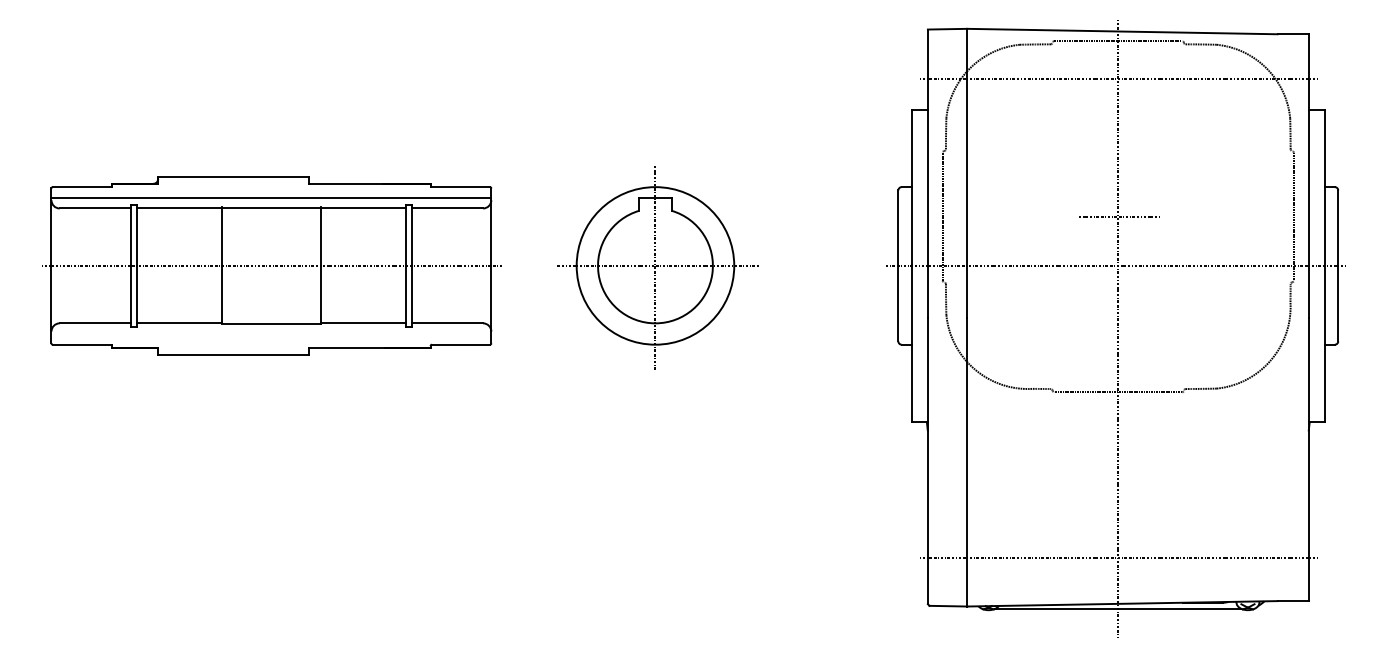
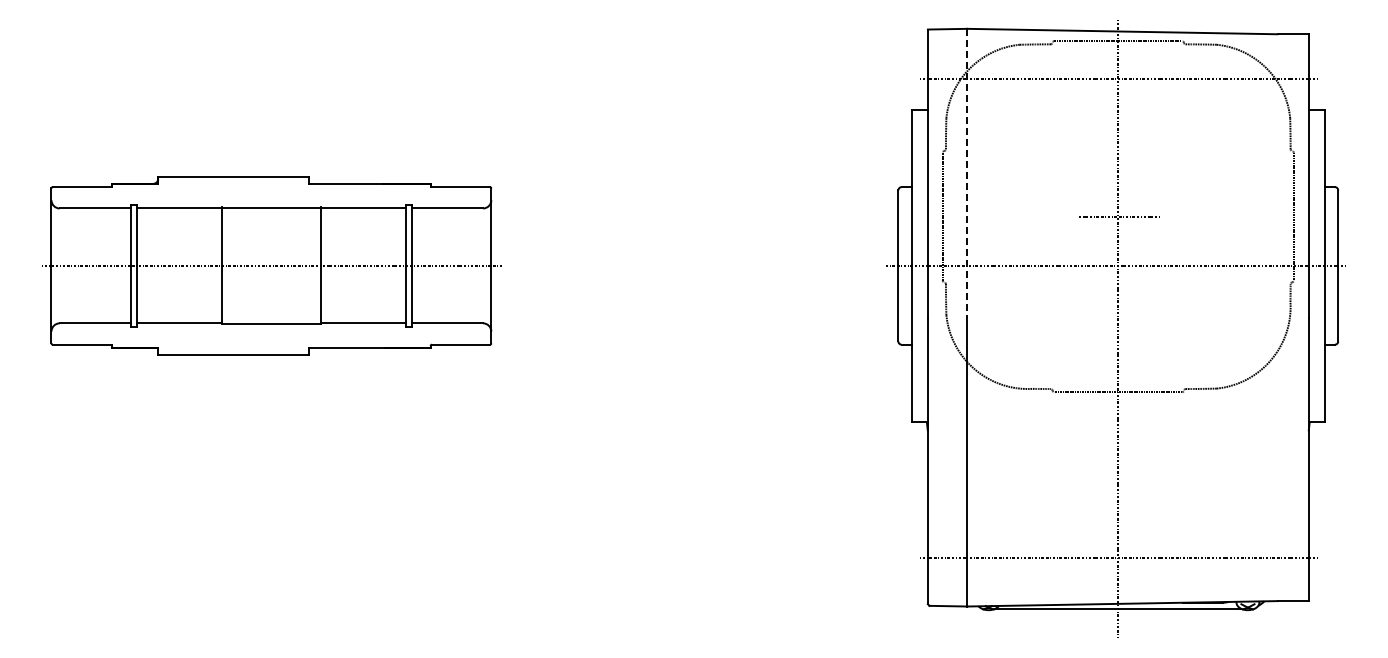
line: solid -> dashed (967, 173)
line: present -> none (271, 197)
part: present -> none (657, 267)
